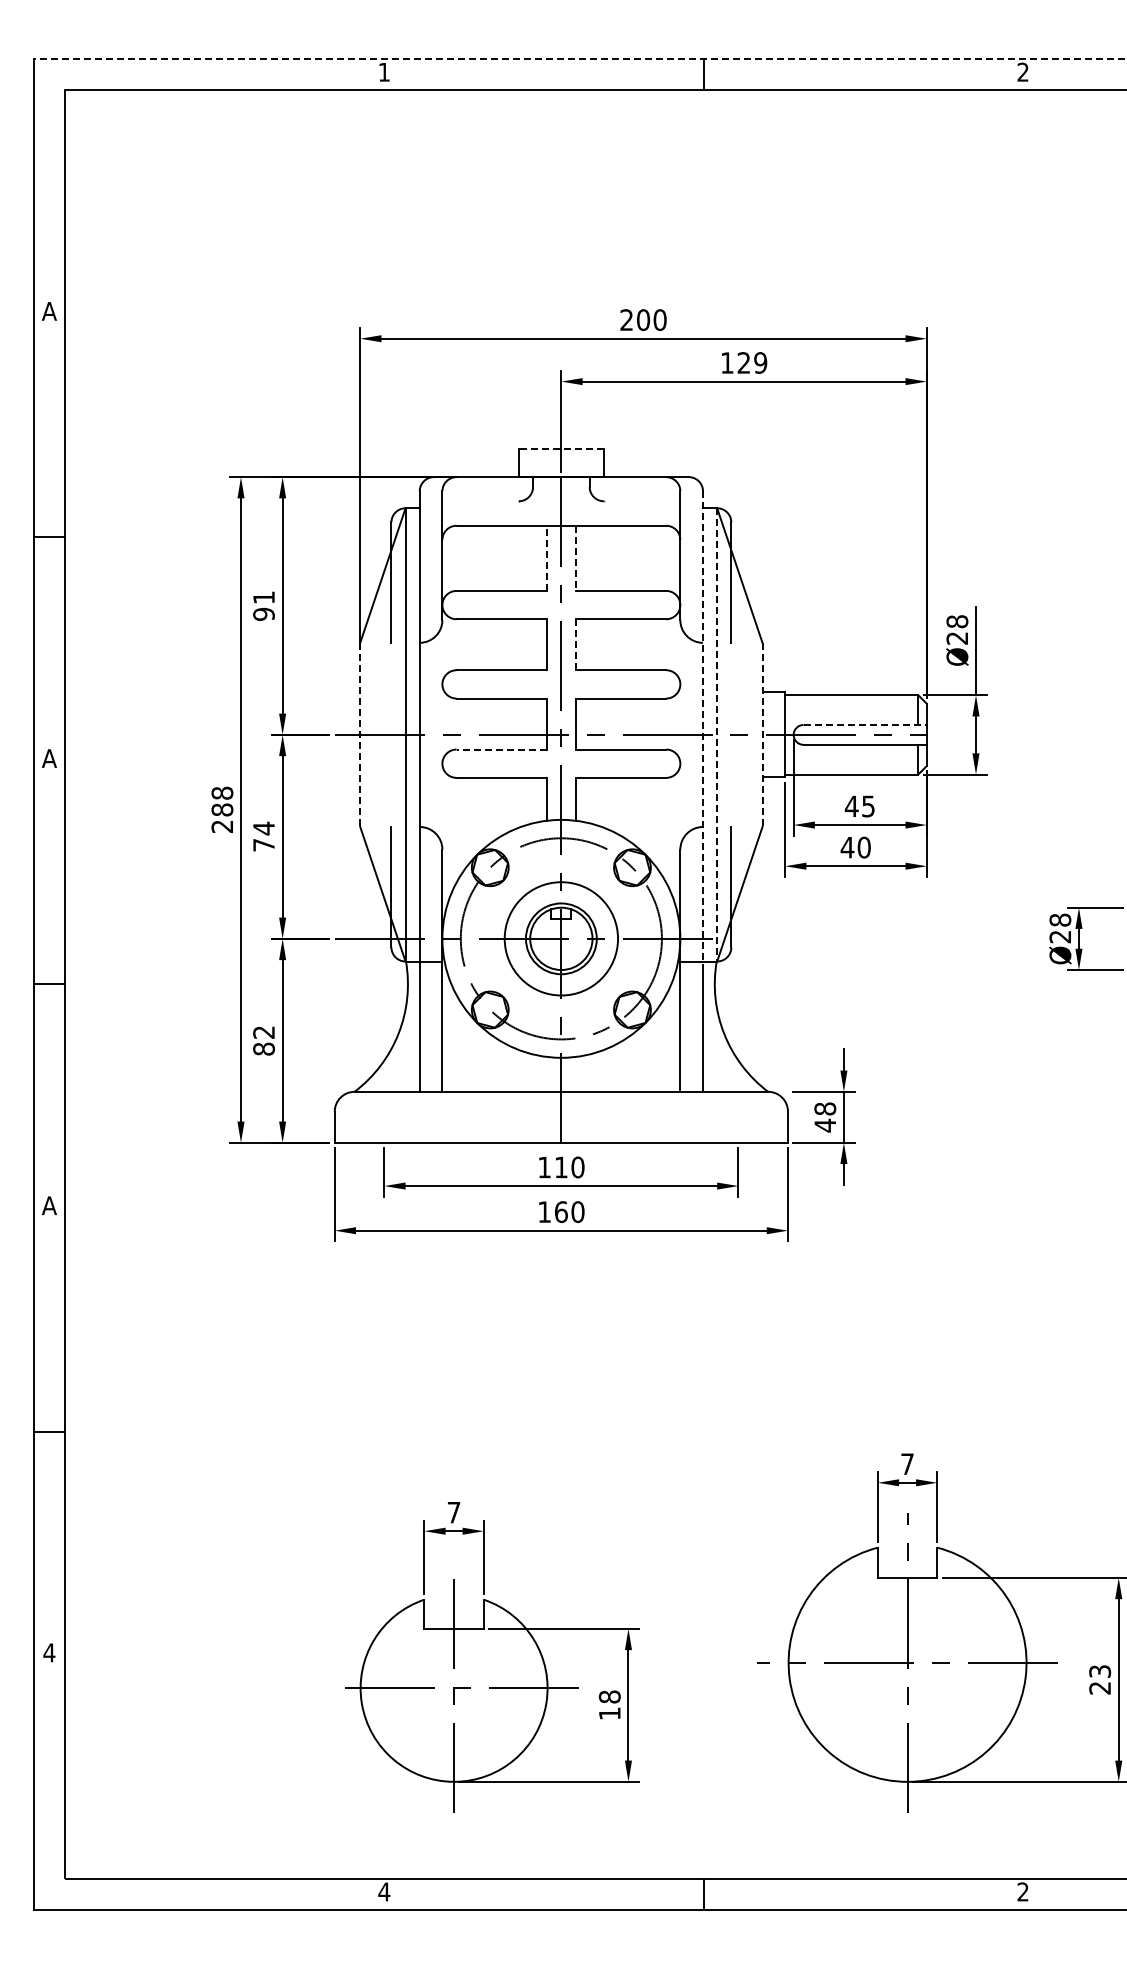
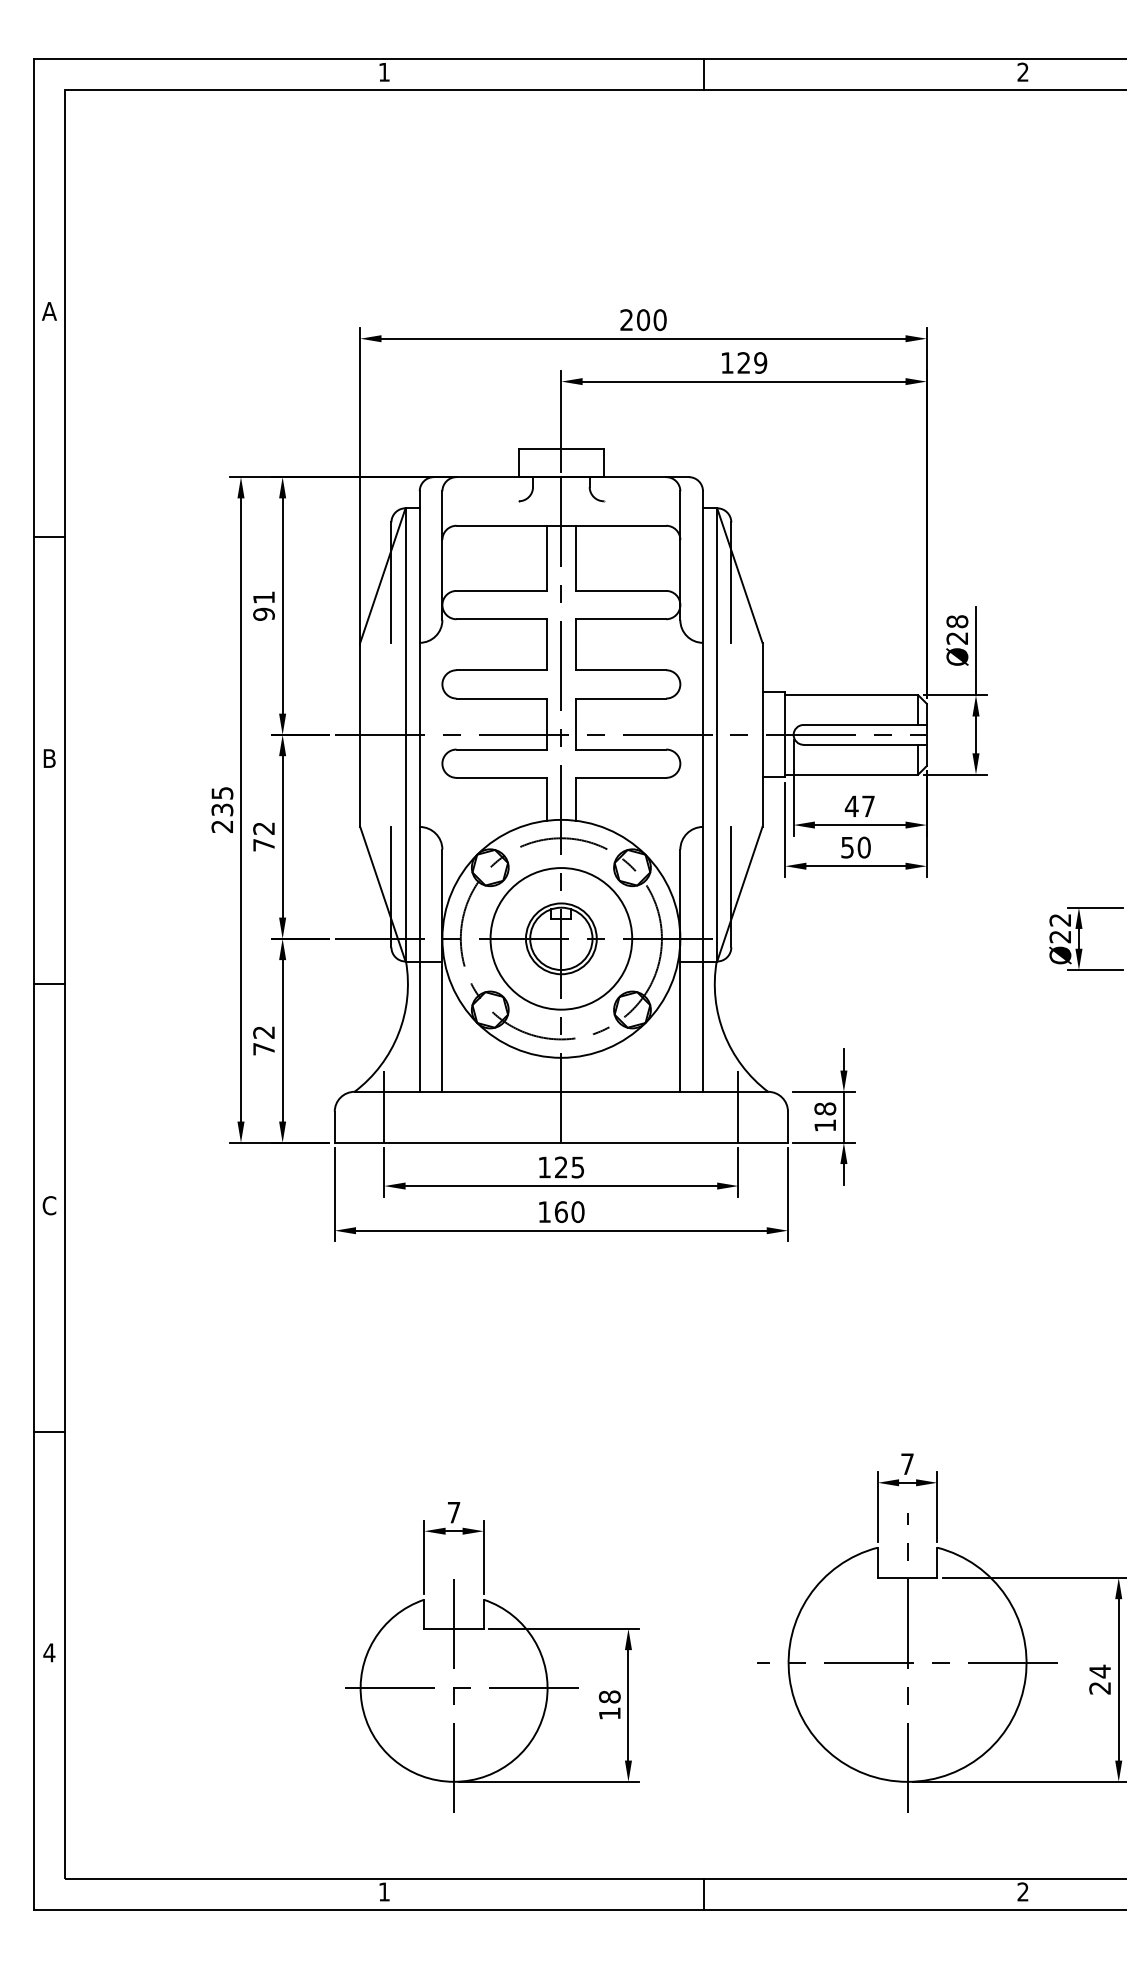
line: dashed -> solid (579, 59)
line: dashed -> solid (560, 448)
line: dashed -> solid (547, 558)
line: dashed -> solid (575, 558)
line: dashed -> solid (575, 645)
line: dashed -> solid (865, 725)
line: dashed -> solid (703, 729)
line: dashed -> solid (717, 734)
line: dashed -> solid (360, 735)
line: dashed -> solid (762, 735)
line: dashed -> solid (501, 749)
text: A -> B (49, 758)
text: 288 -> 235 (222, 801)
text: 45 -> 47 (868, 806)
text: 74 -> 72 (263, 828)
text: 40 -> 50 (847, 847)
text: Ø28 -> Ø22 (1060, 919)
circle diameter: 113 px -> 142 px (561, 938)
text: 82 -> 72 (263, 1048)
line: none -> present (384, 1106)
line: none -> present (738, 1106)
text: 48 -> 18 (824, 1125)
text: 110 -> 125 (569, 1167)
text: A -> C (49, 1205)
text: 23 -> 24 (1100, 1671)
text: 4 -> 1 (384, 1891)
